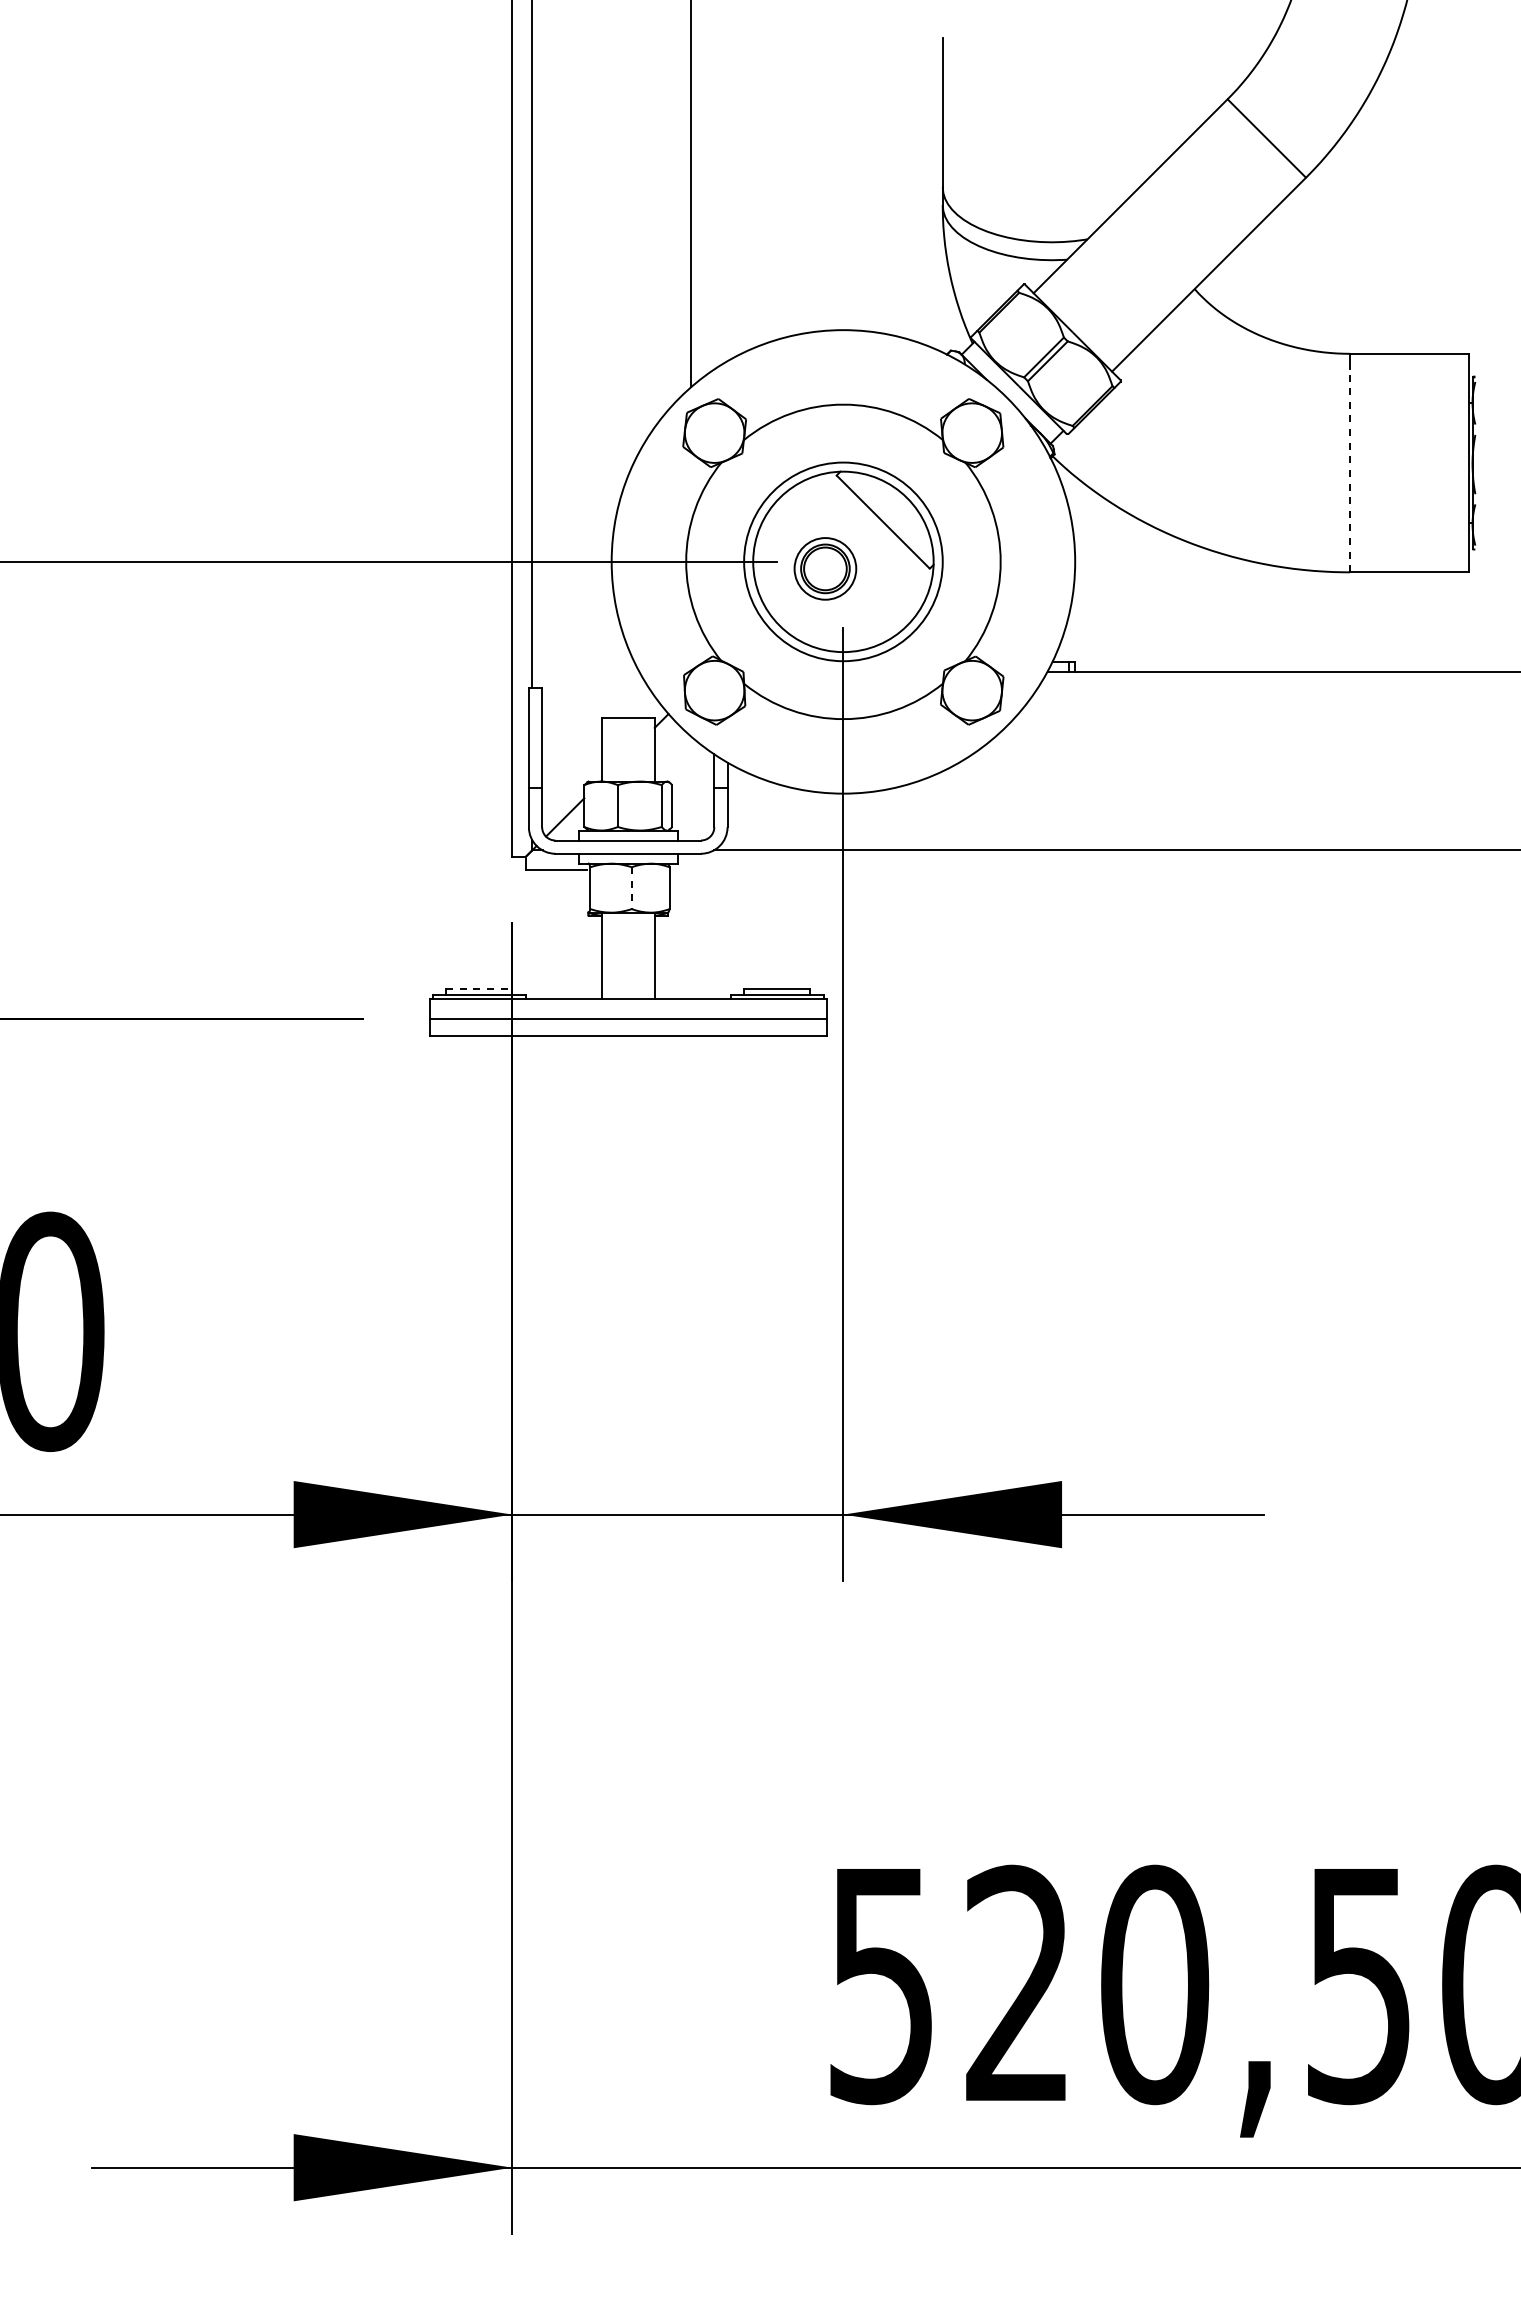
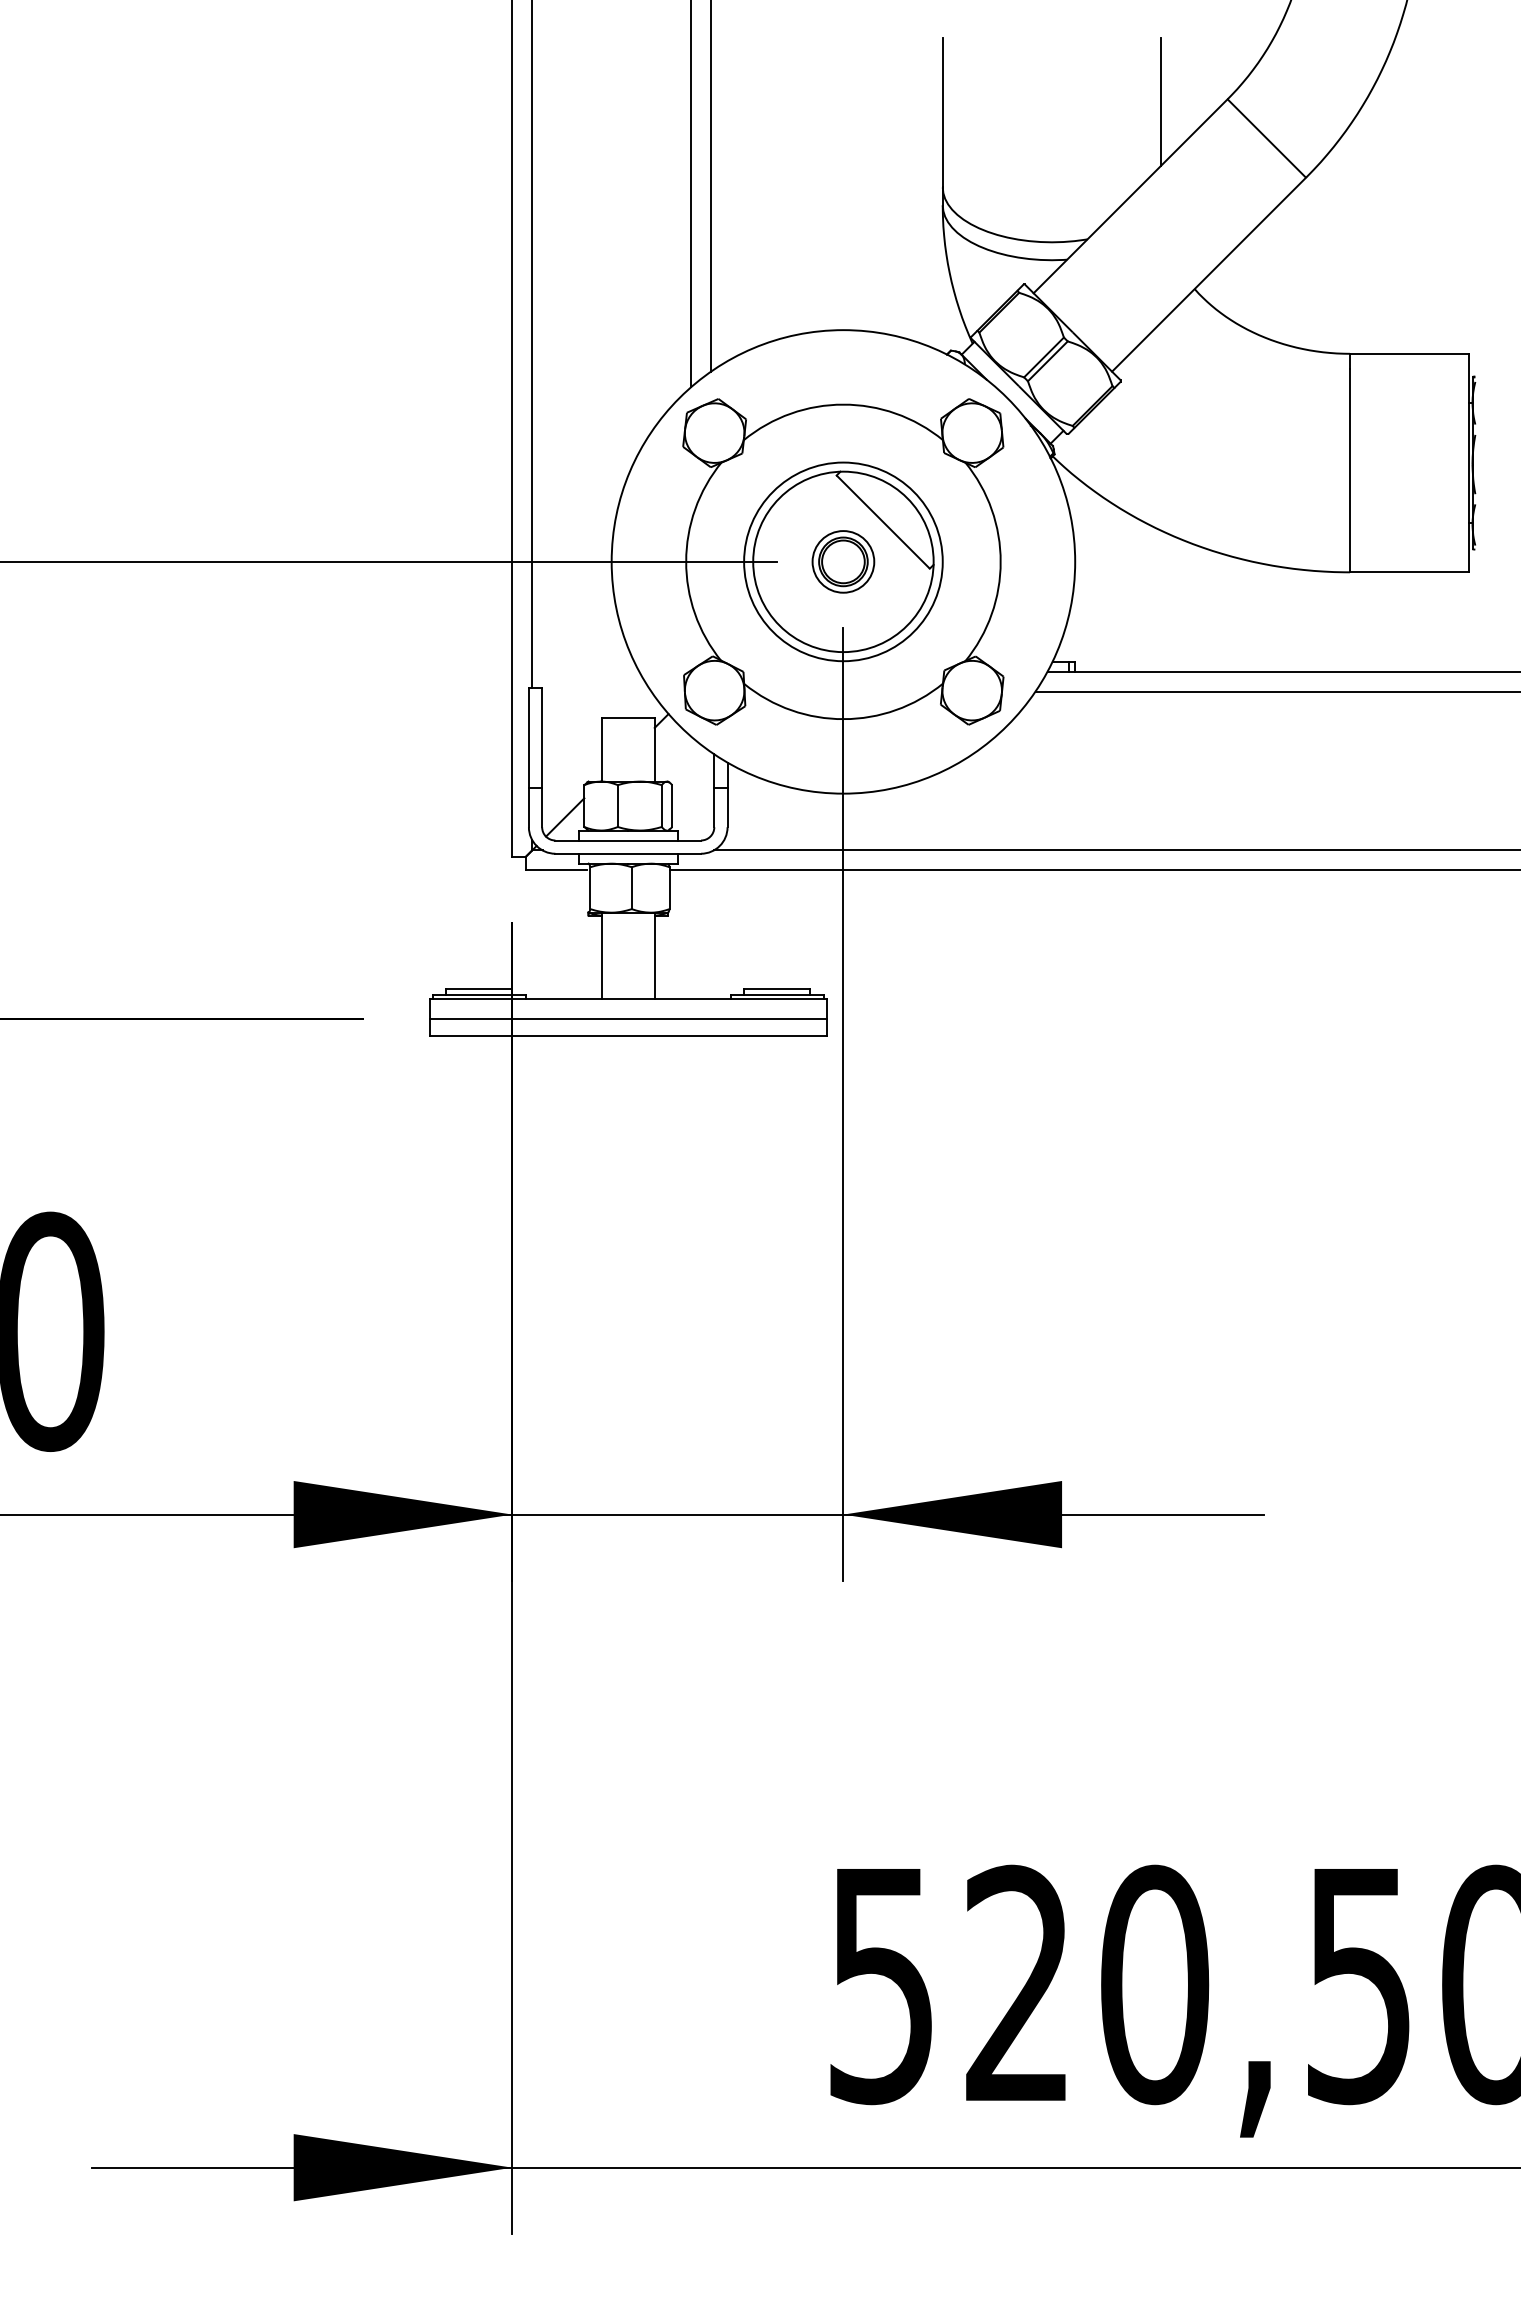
line: none -> present (1161, 101)
line: none -> present (711, 186)
line: dashed -> solid (1349, 470)
part position: (825, 568) -> (843, 561) (843, 561)
line: none -> present (1276, 691)
line: none -> present (1093, 870)
line: dashed -> solid (631, 888)
line: dashed -> solid (479, 988)
